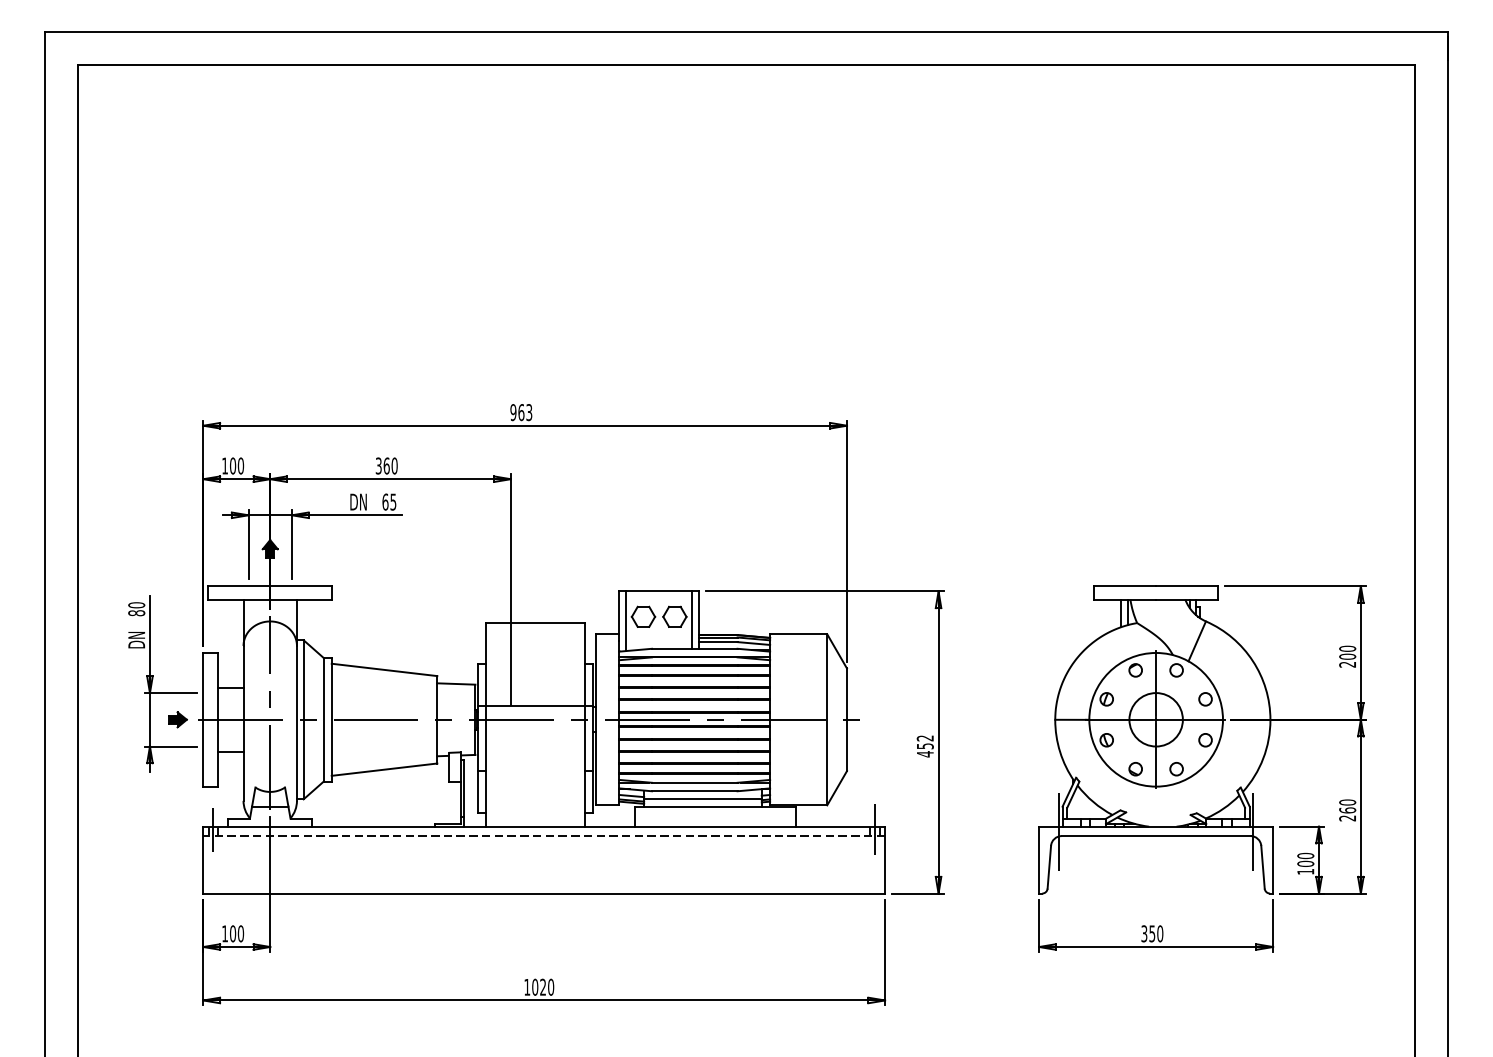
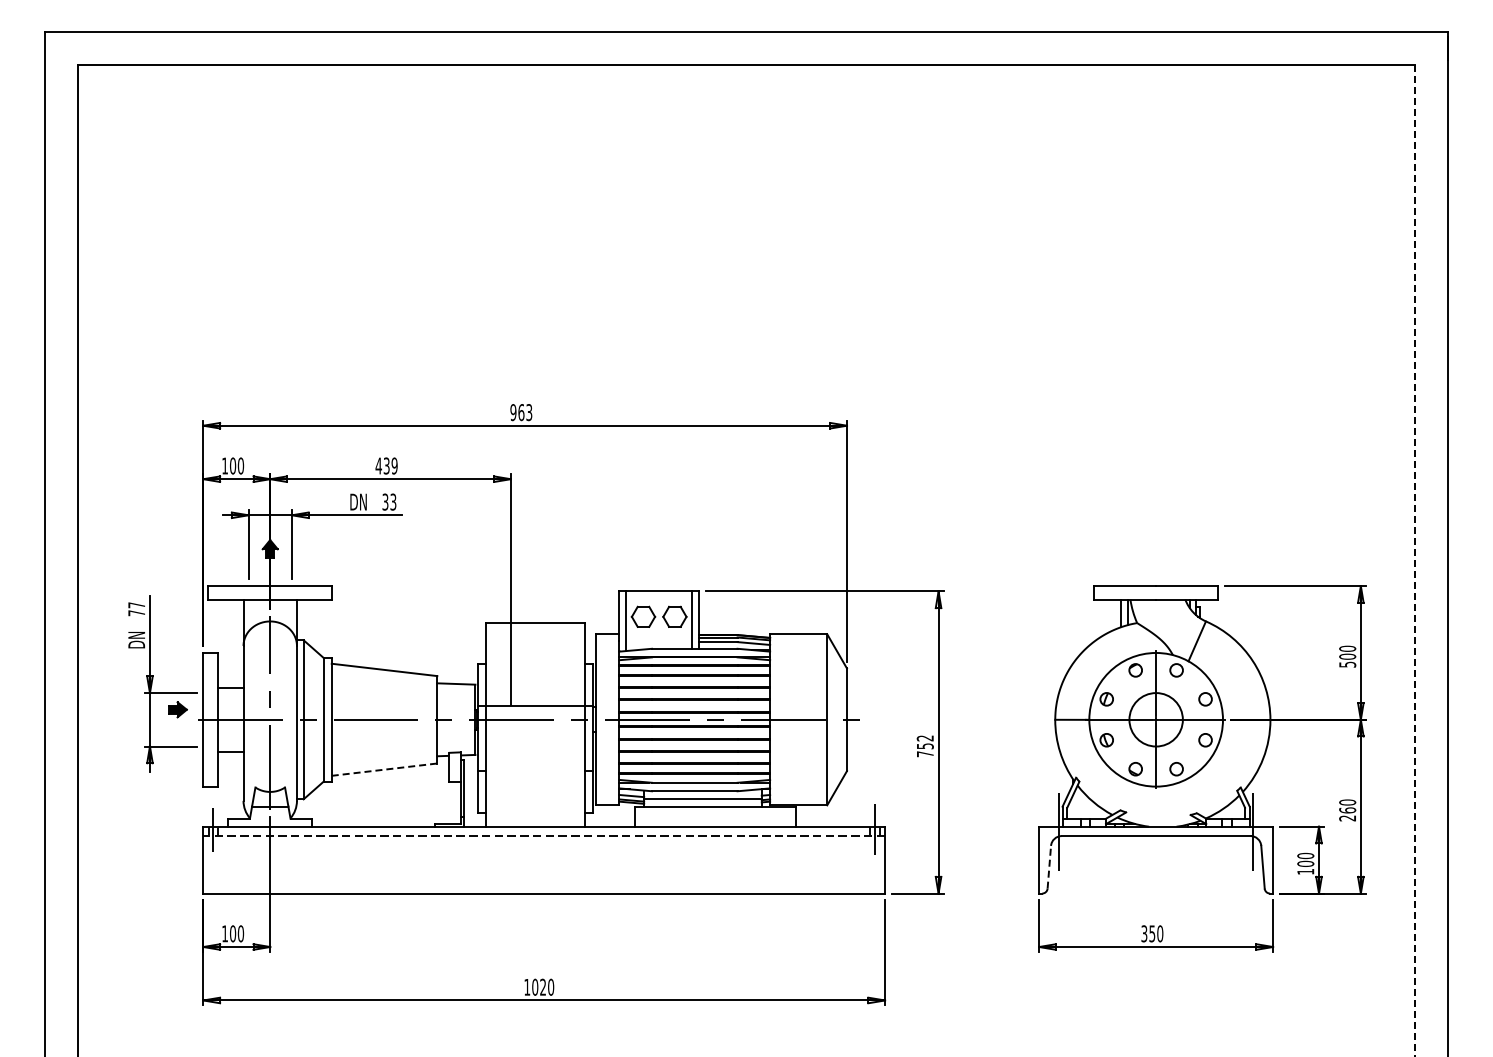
text: 360 -> 439 (386, 465)
text: 65 -> 33 (389, 501)
line: solid -> dashed (1414, 560)
text: 80 -> 77 (136, 609)
text: 200 -> 500 (1347, 664)
part position: (177, 719) -> (177, 709) (177, 709)
text: 452 -> 752 (925, 754)
line: solid -> dashed (385, 769)
line: solid -> dashed (1049, 866)
